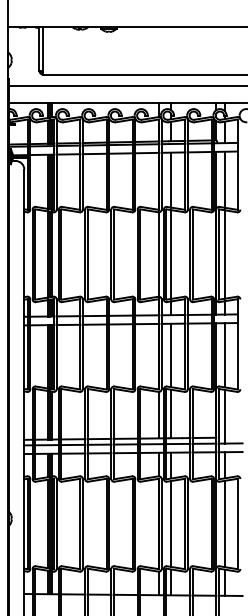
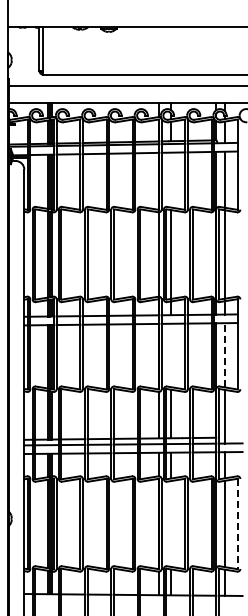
line: present -> none (171, 179)
line: solid -> dashed (224, 354)
line: present -> none (171, 355)
line: present -> none (171, 523)
line: solid -> dashed (237, 523)
